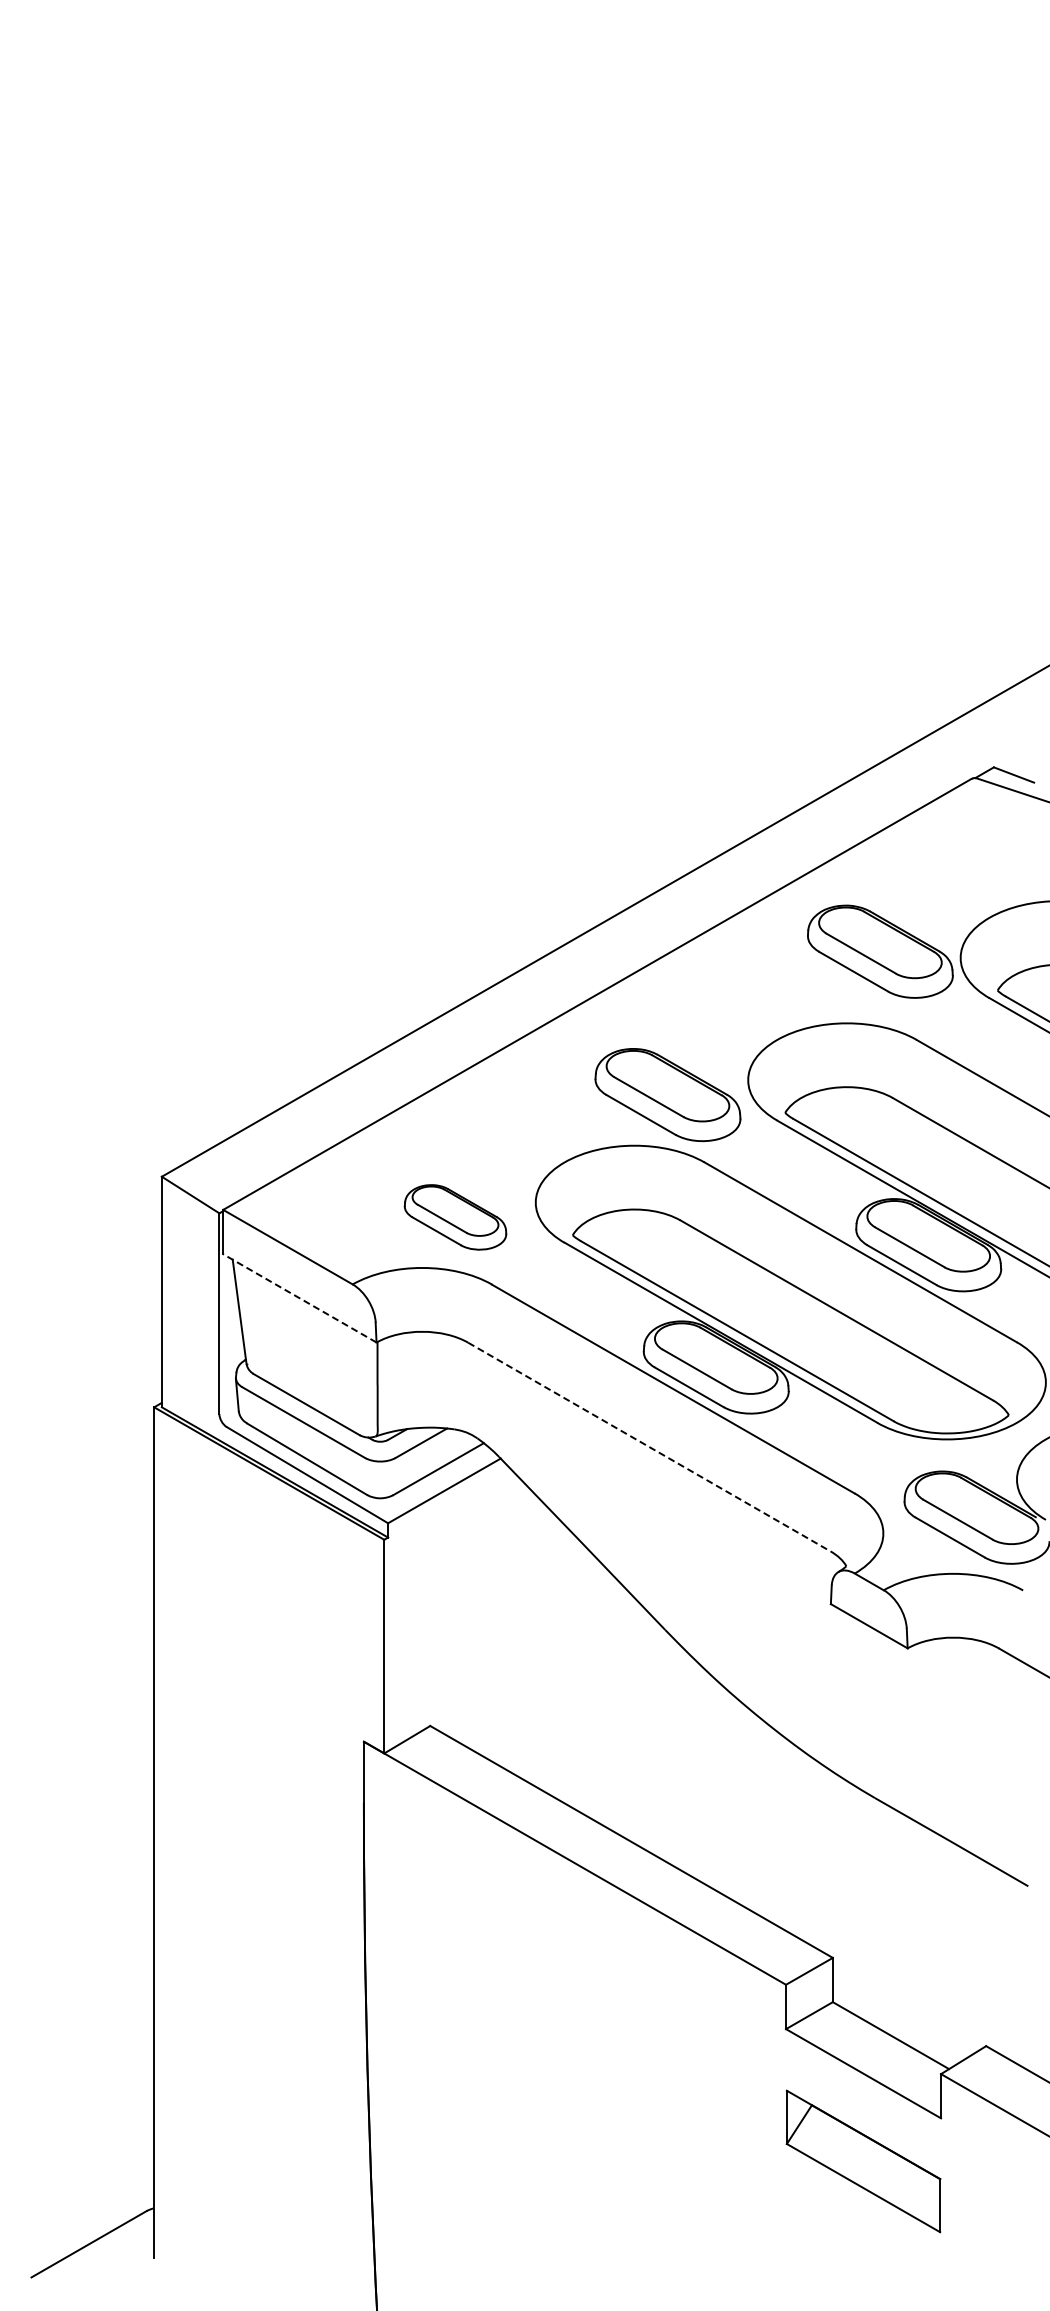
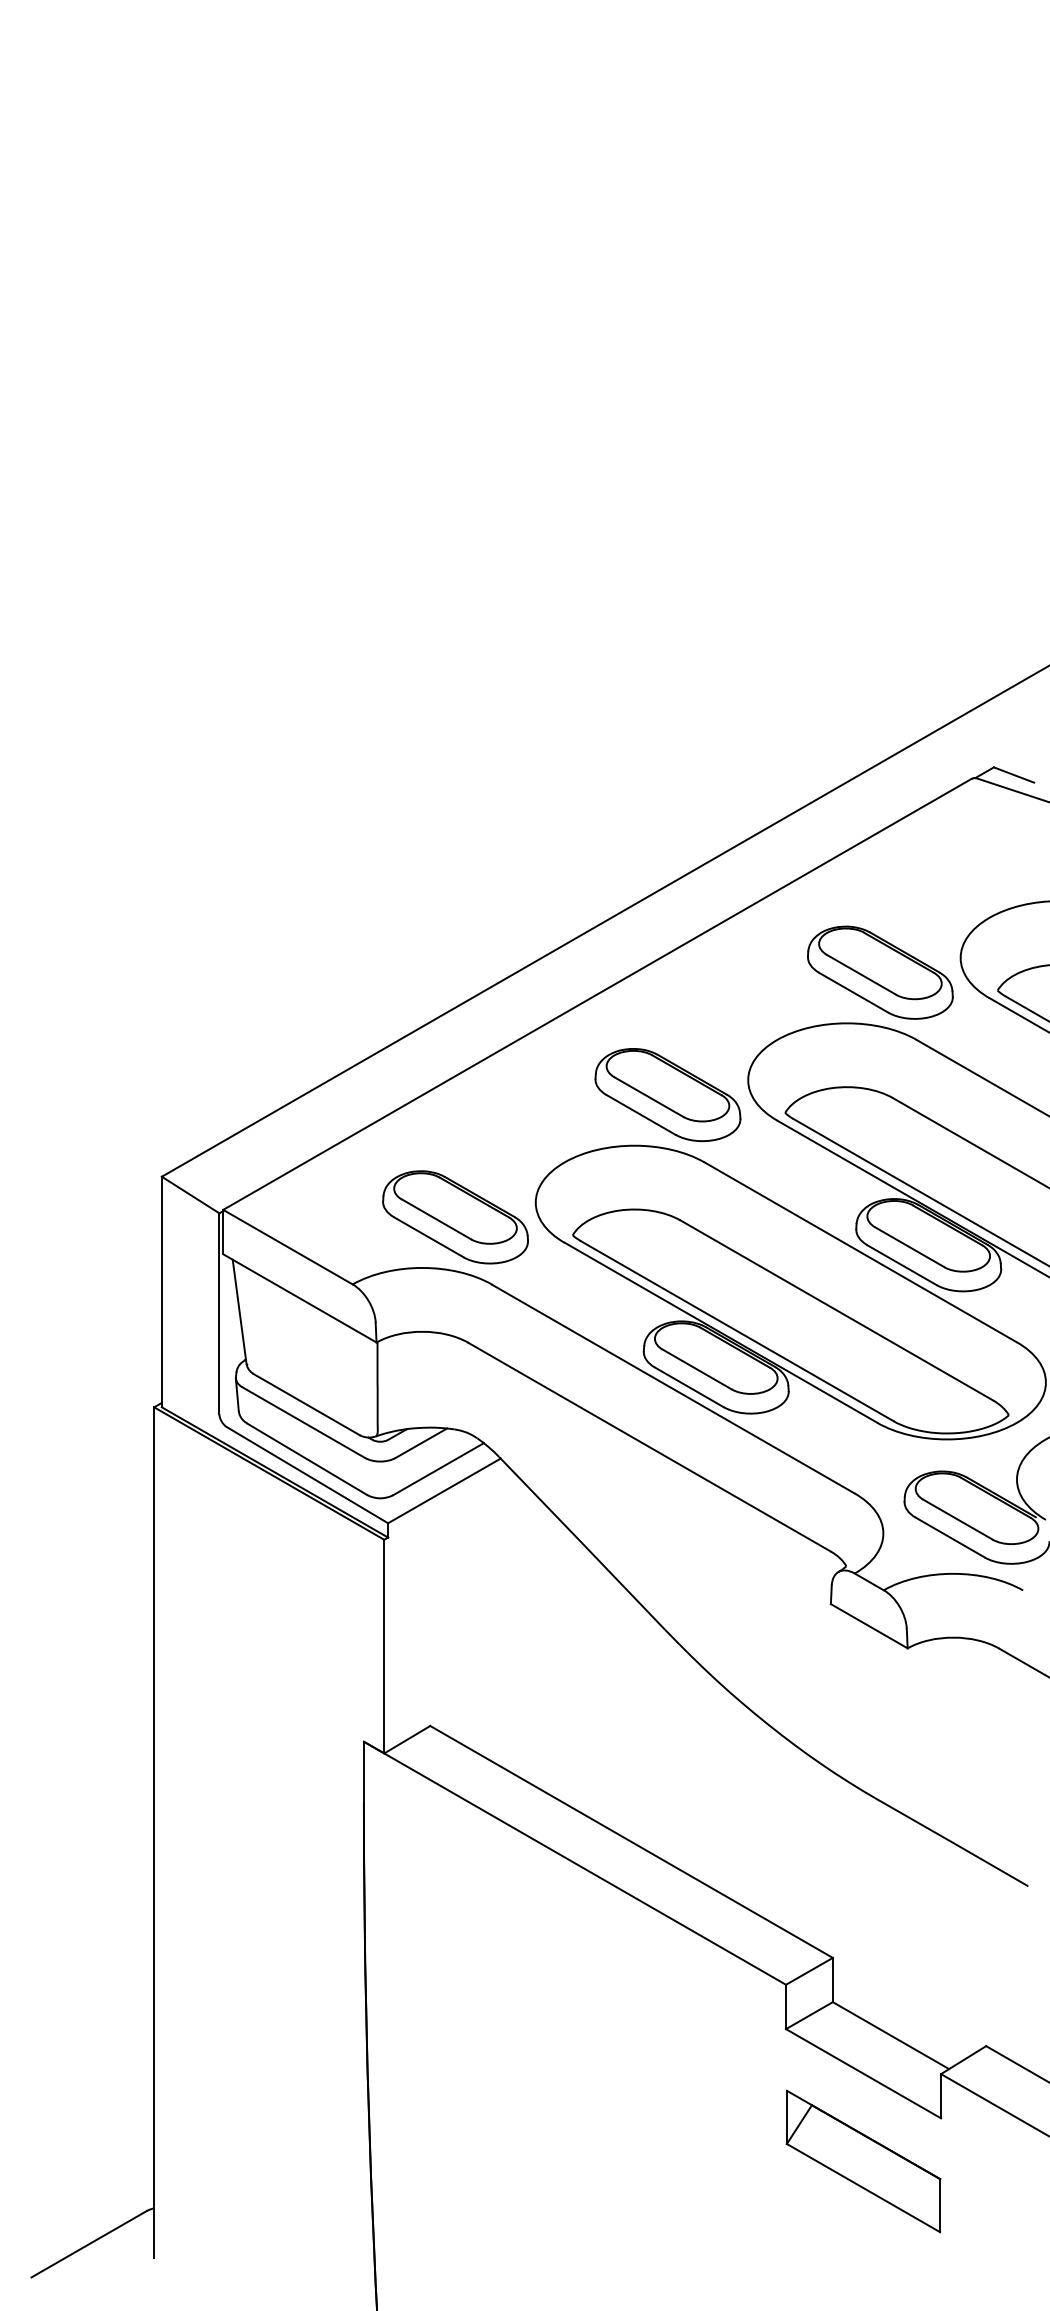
part position: (880, 951) -> (880, 972) (880, 972)
part size: 105x67 px -> 147x95 px (455, 1217)
line: dashed -> solid (299, 1298)
line: dashed -> solid (649, 1447)
